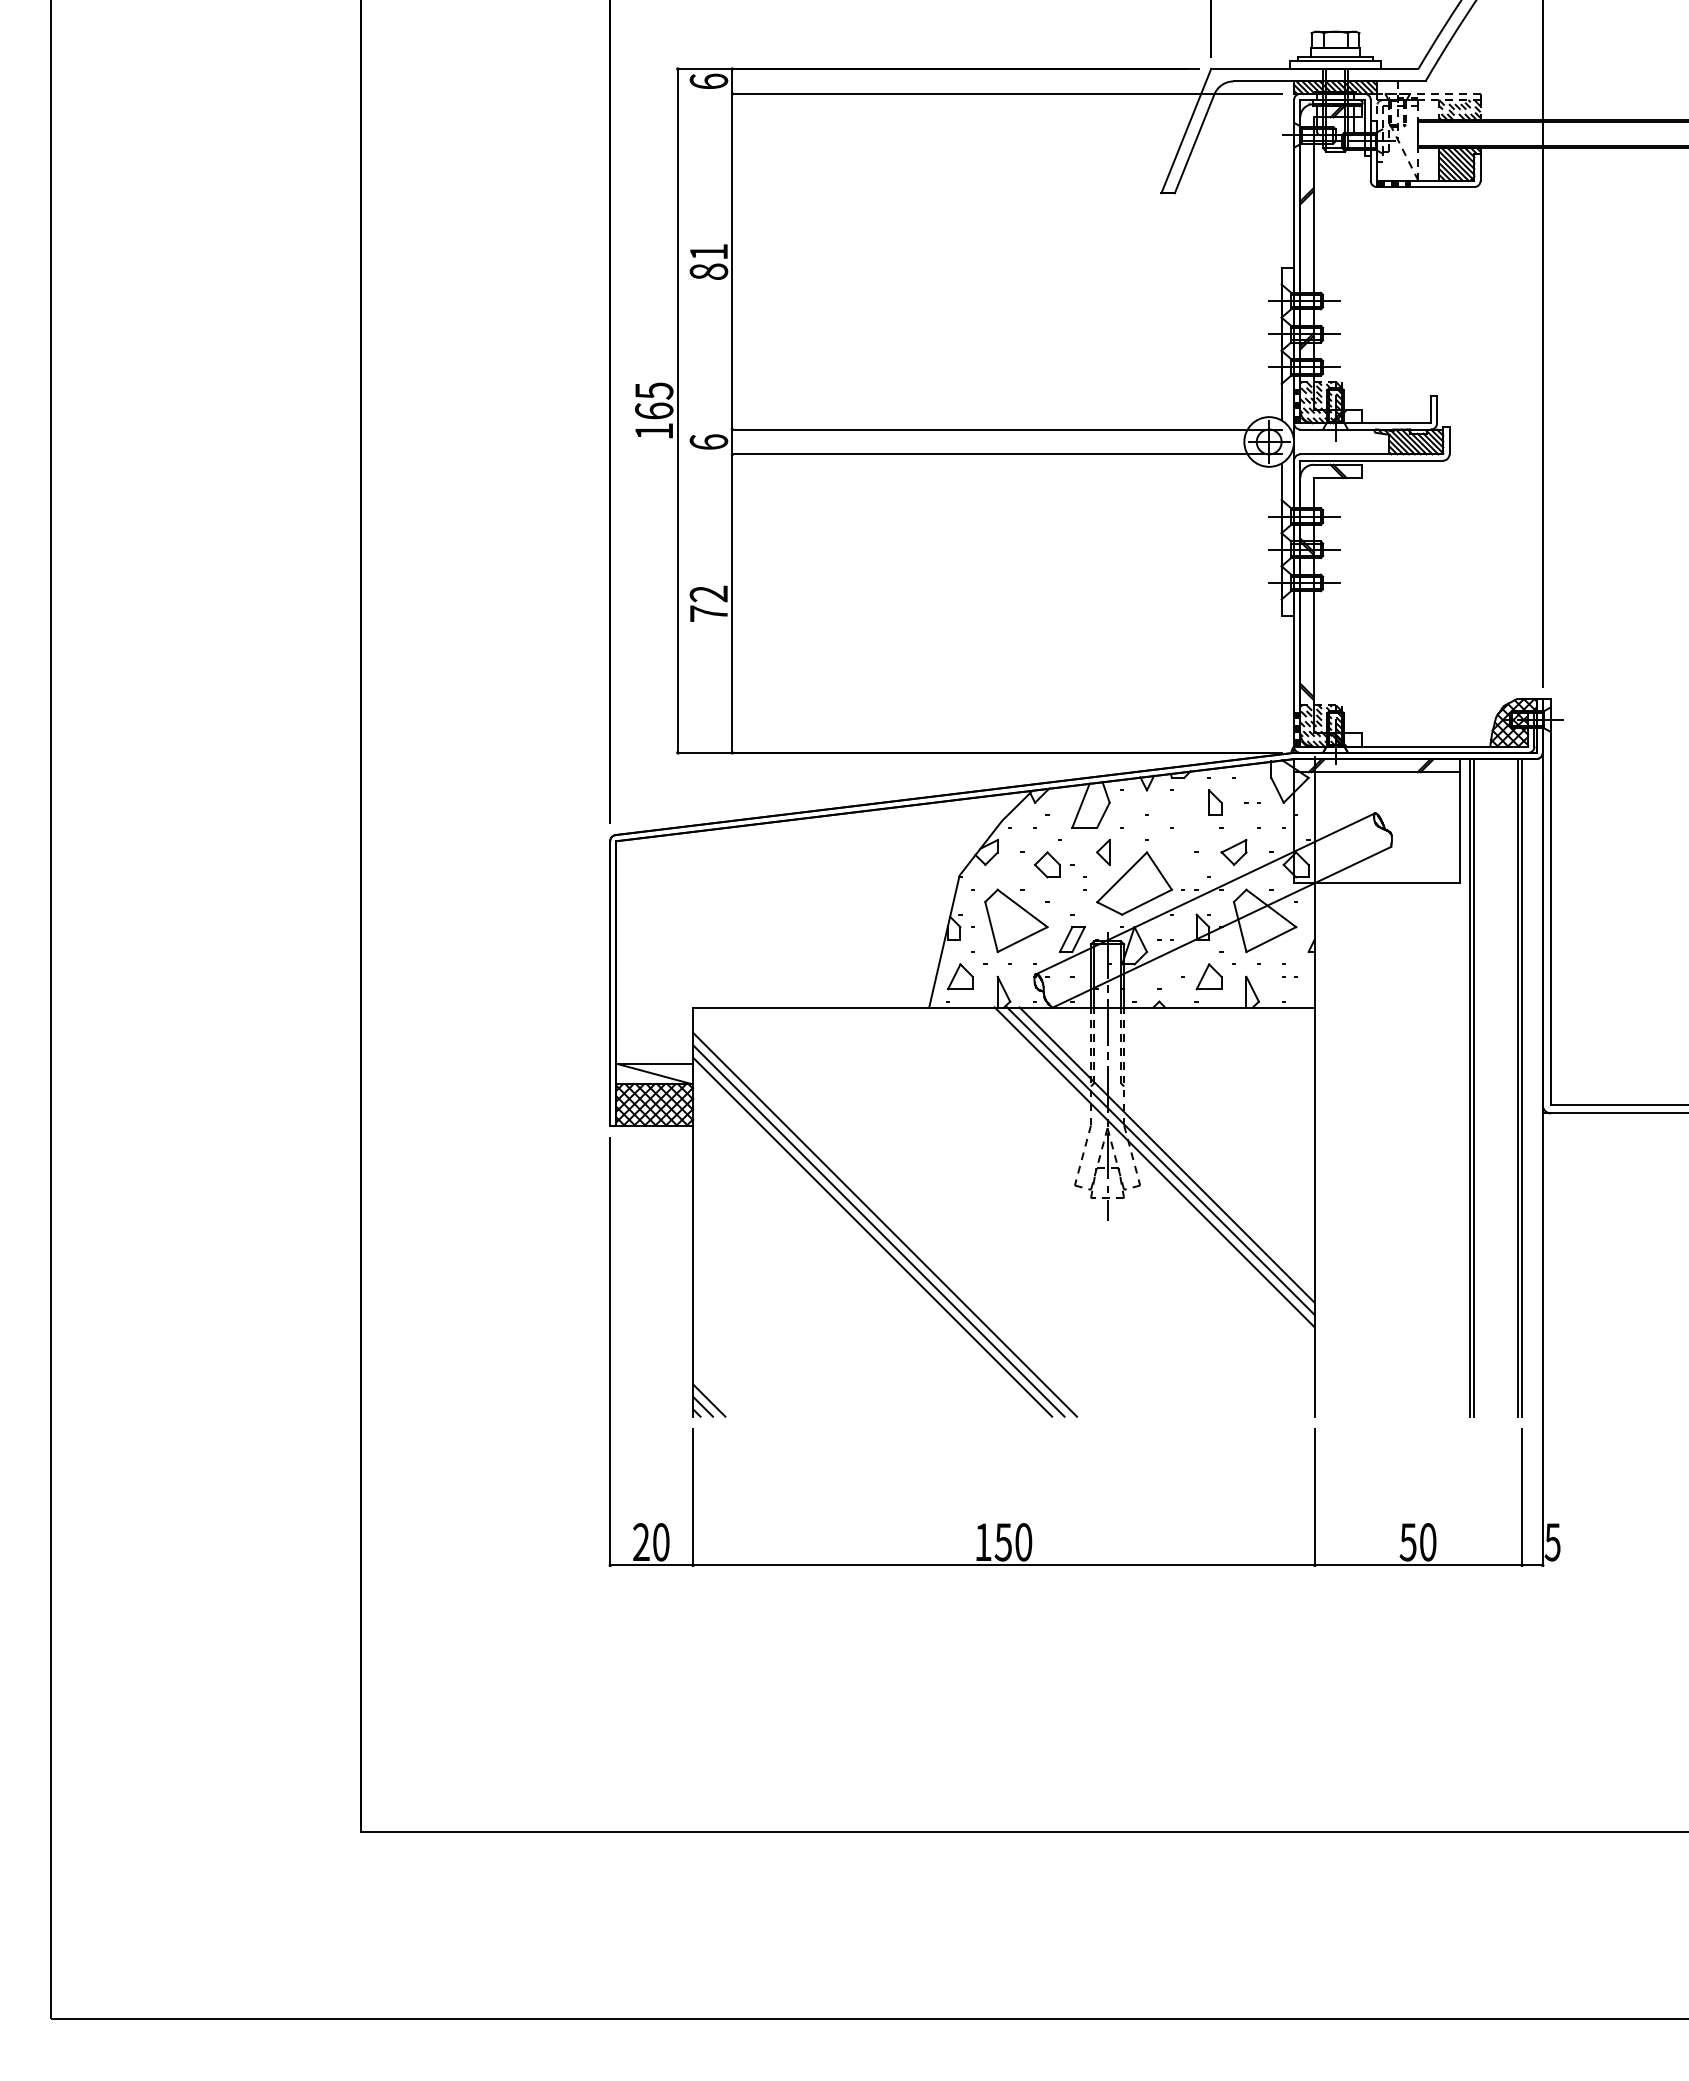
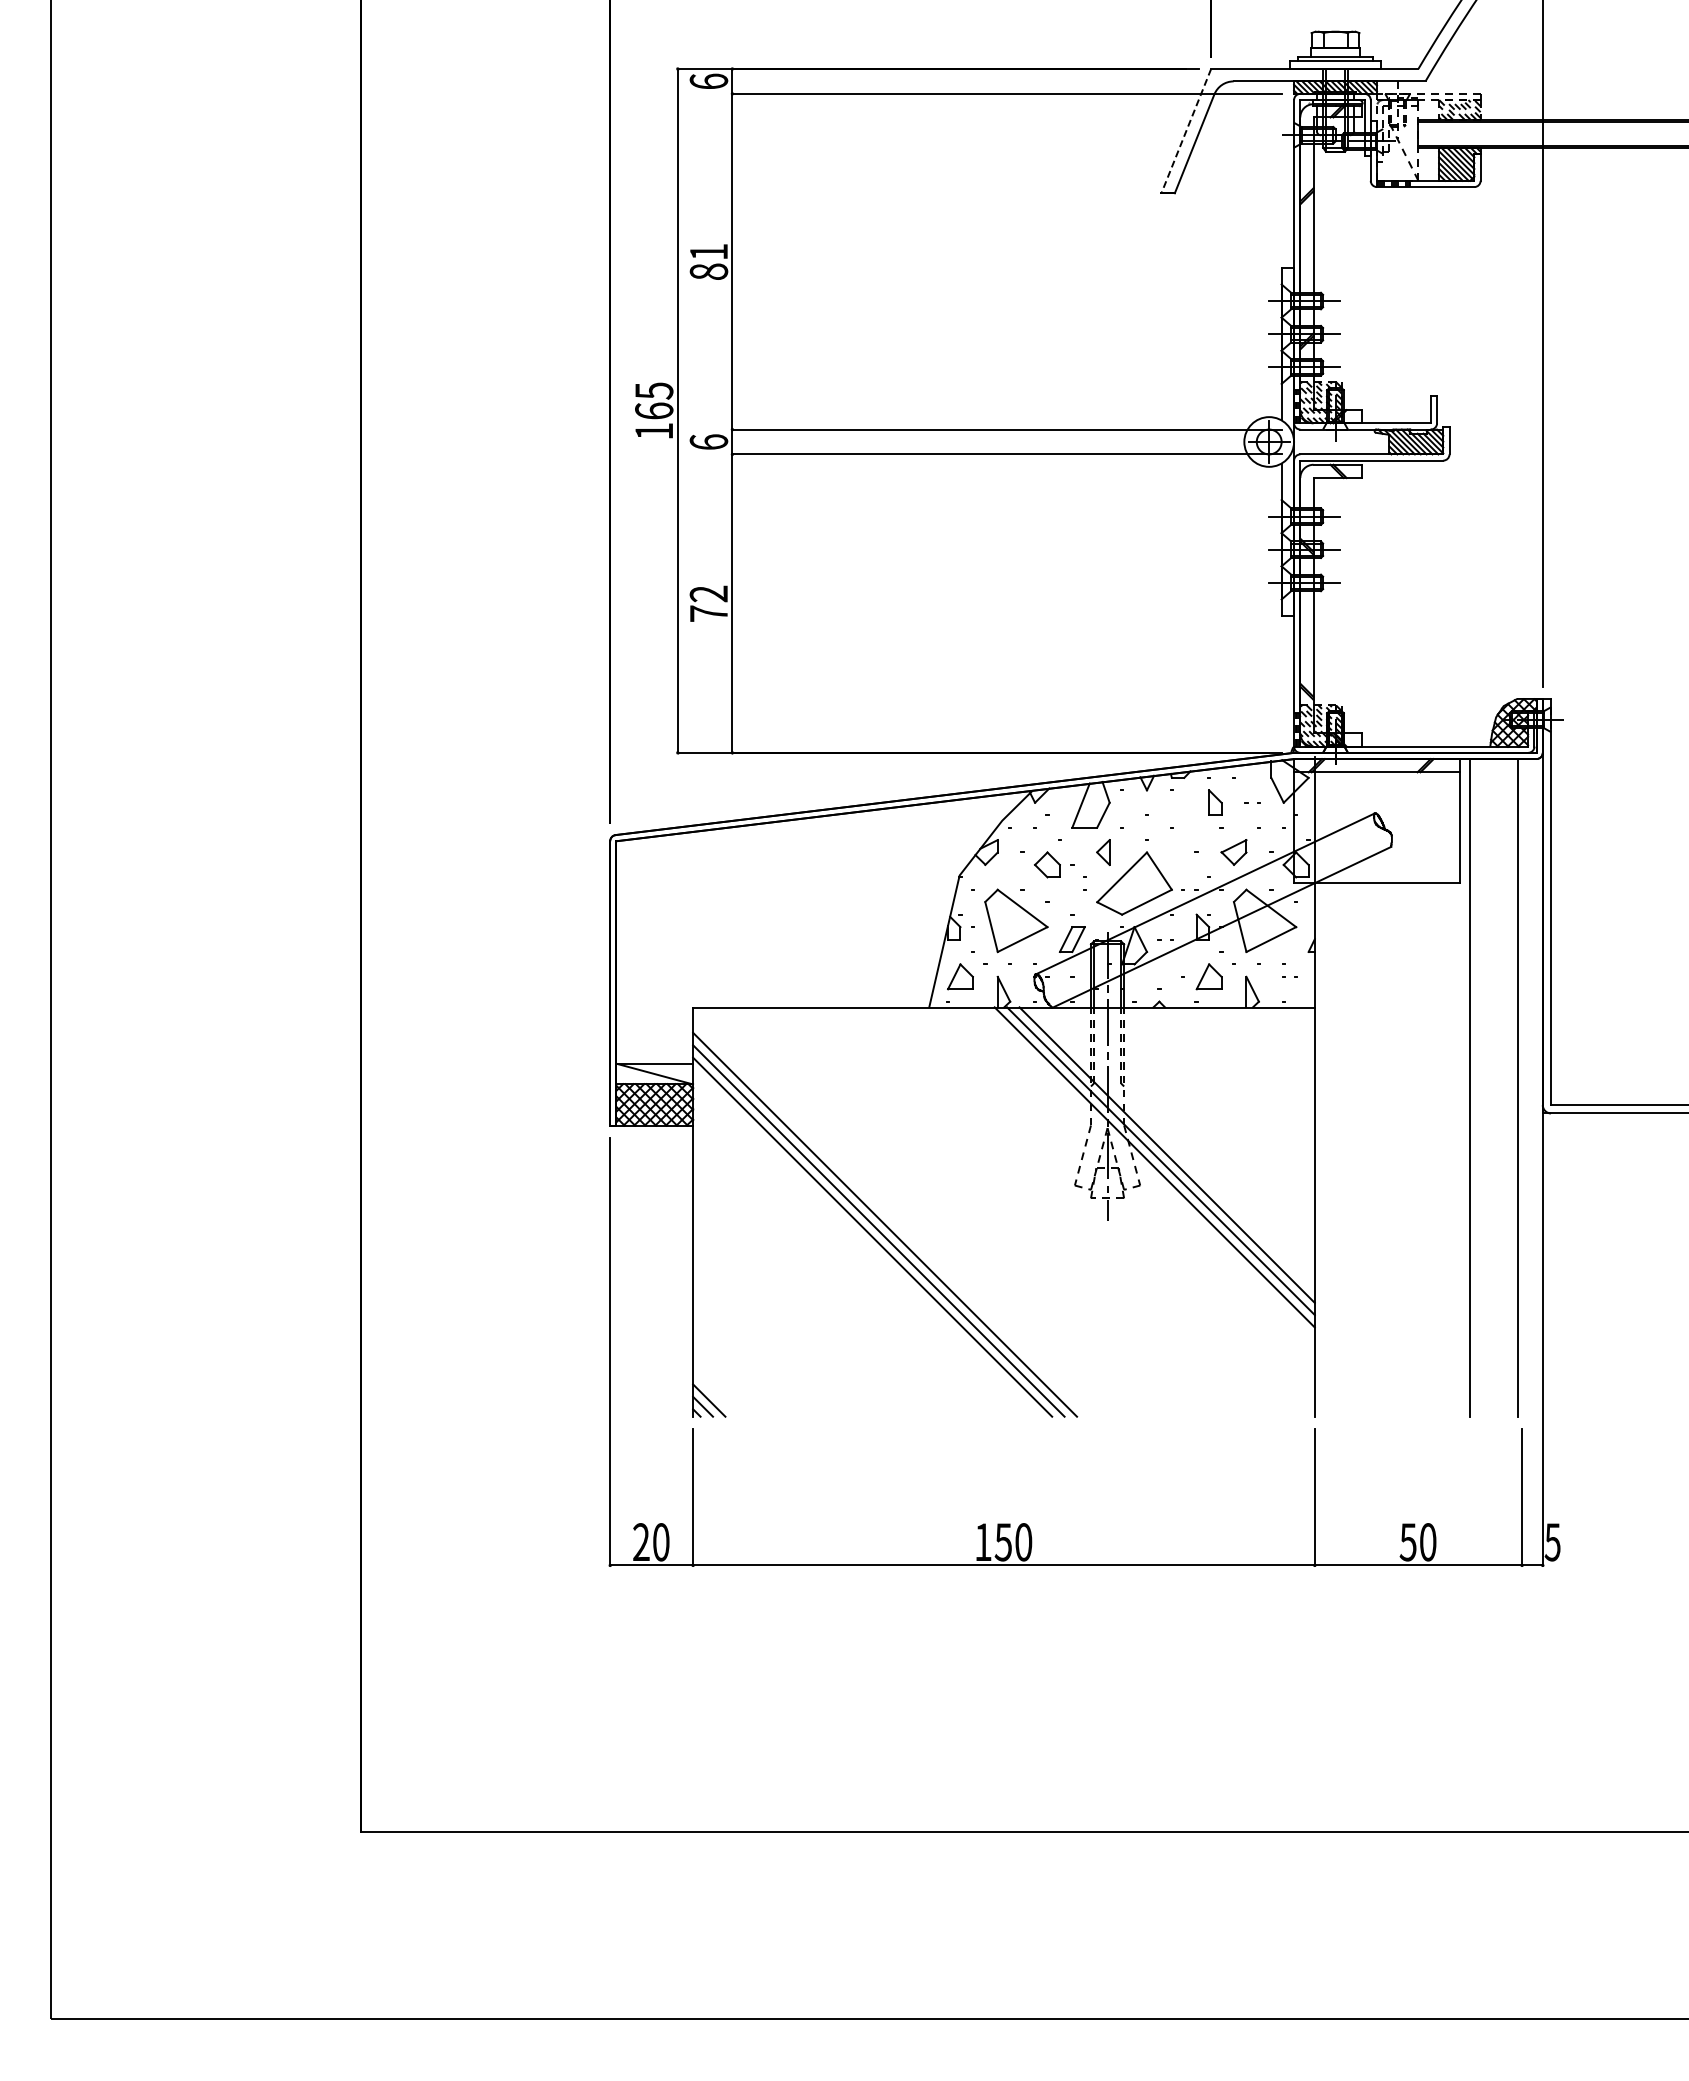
line: solid -> dashed (1186, 131)
line: present -> none (1474, 1088)
line: present -> none (1522, 1088)
